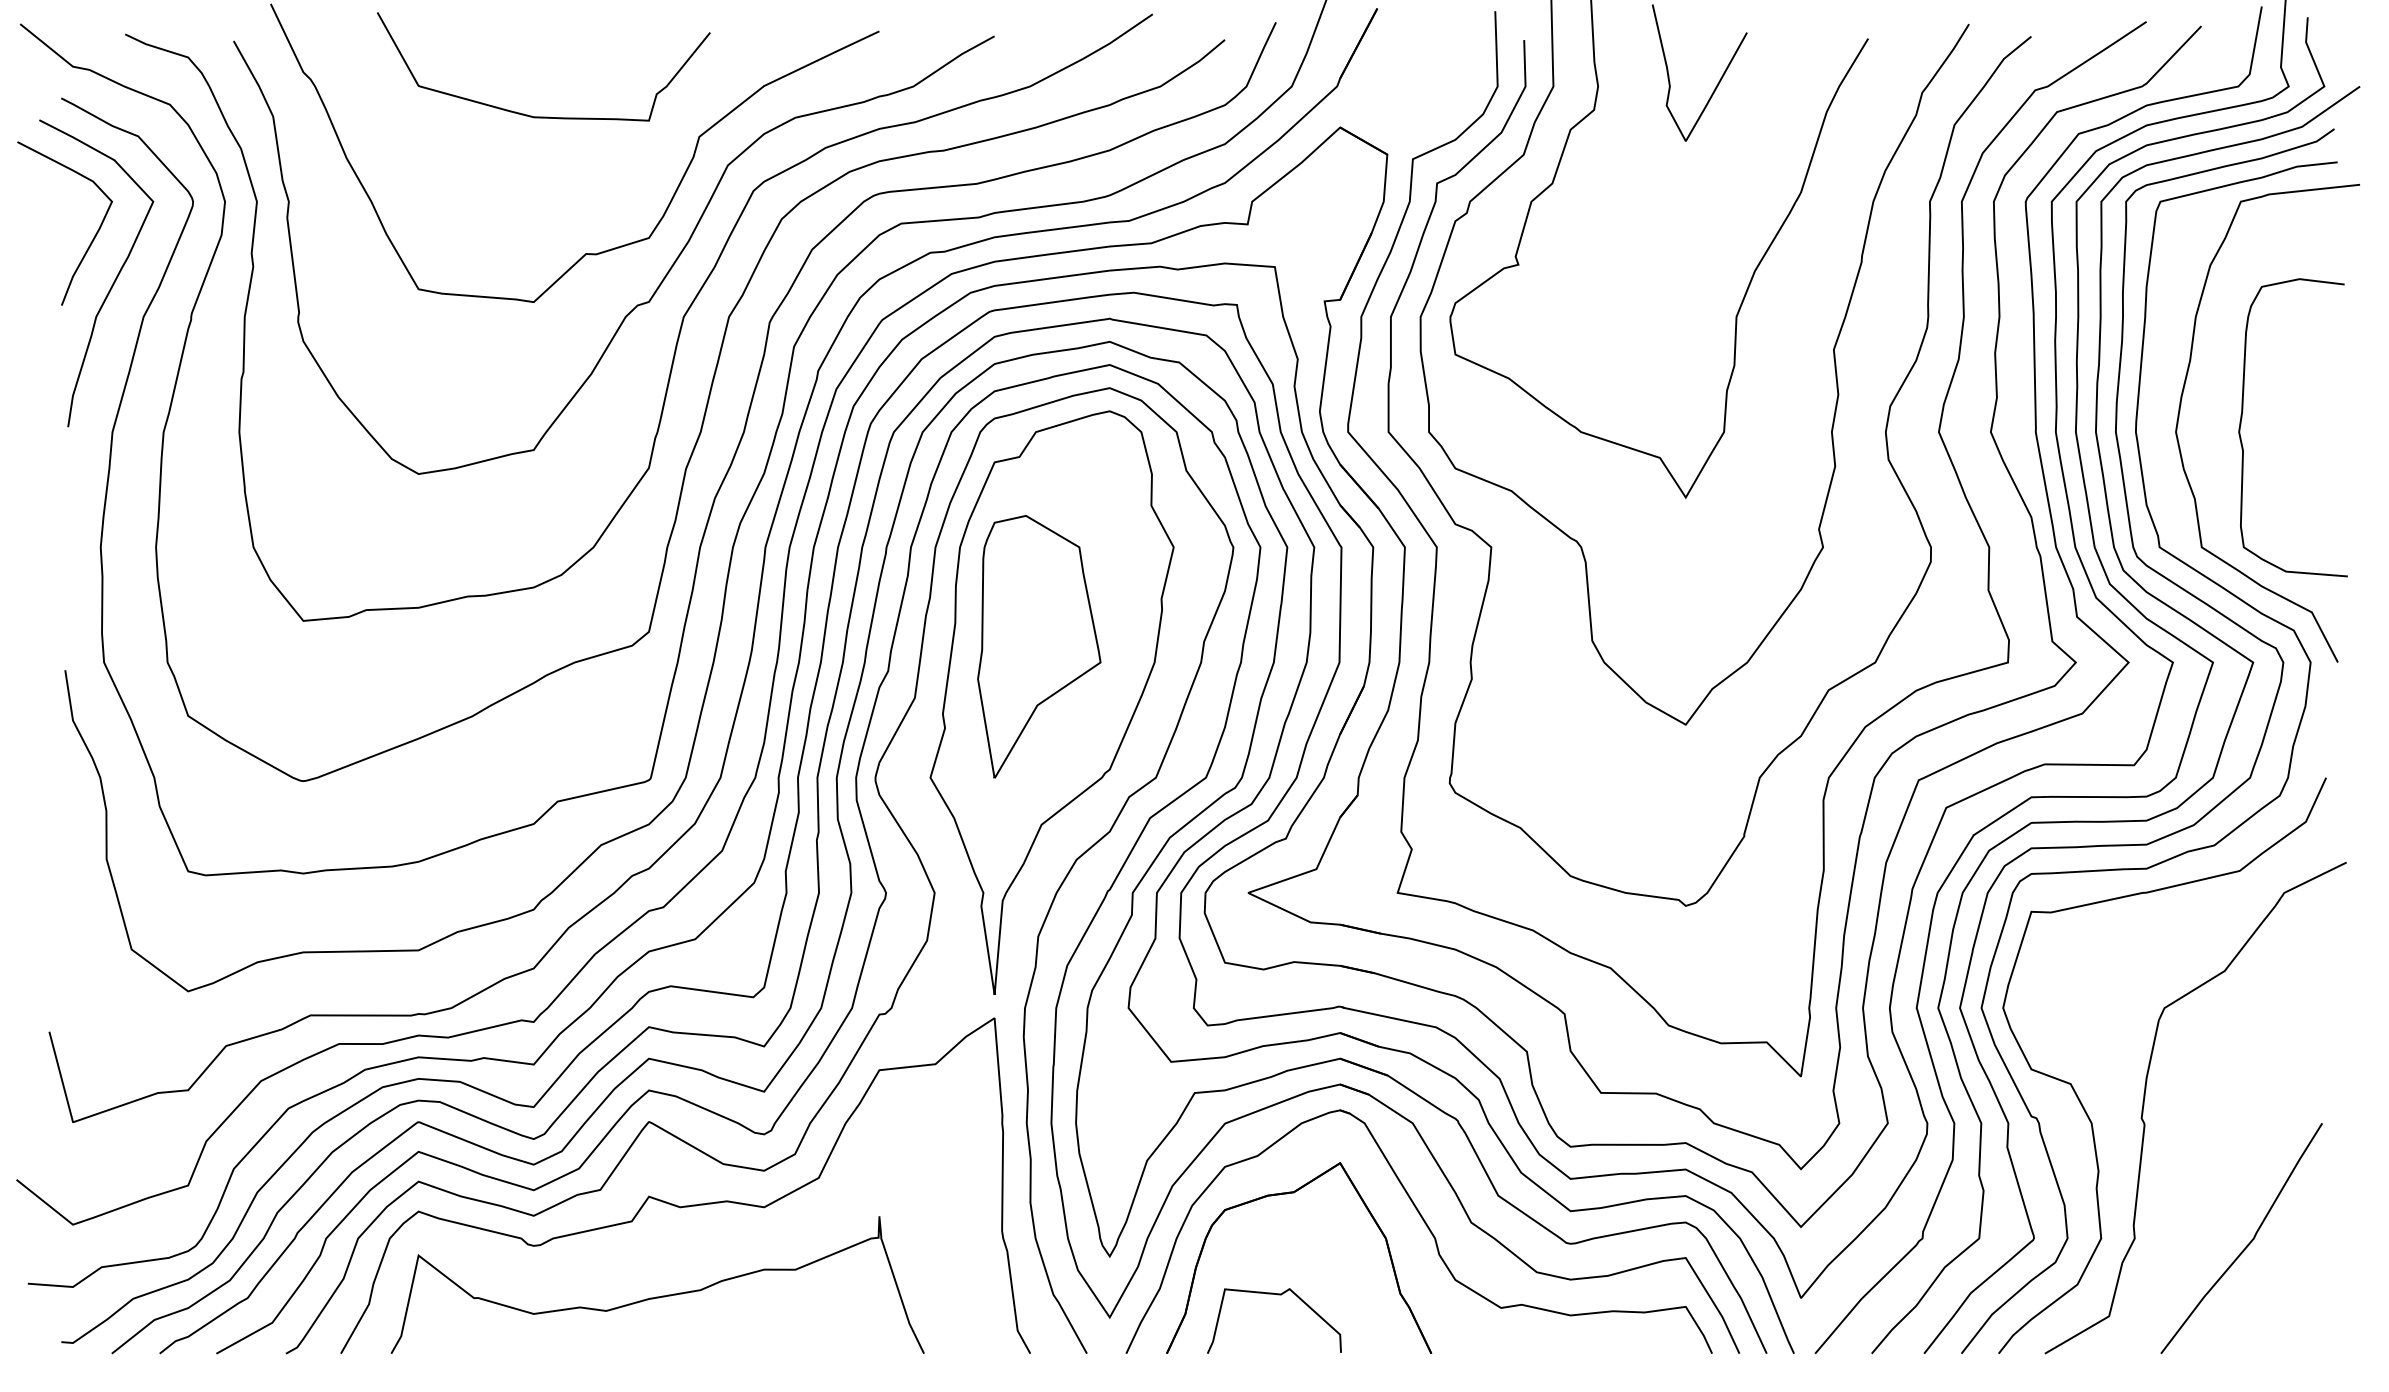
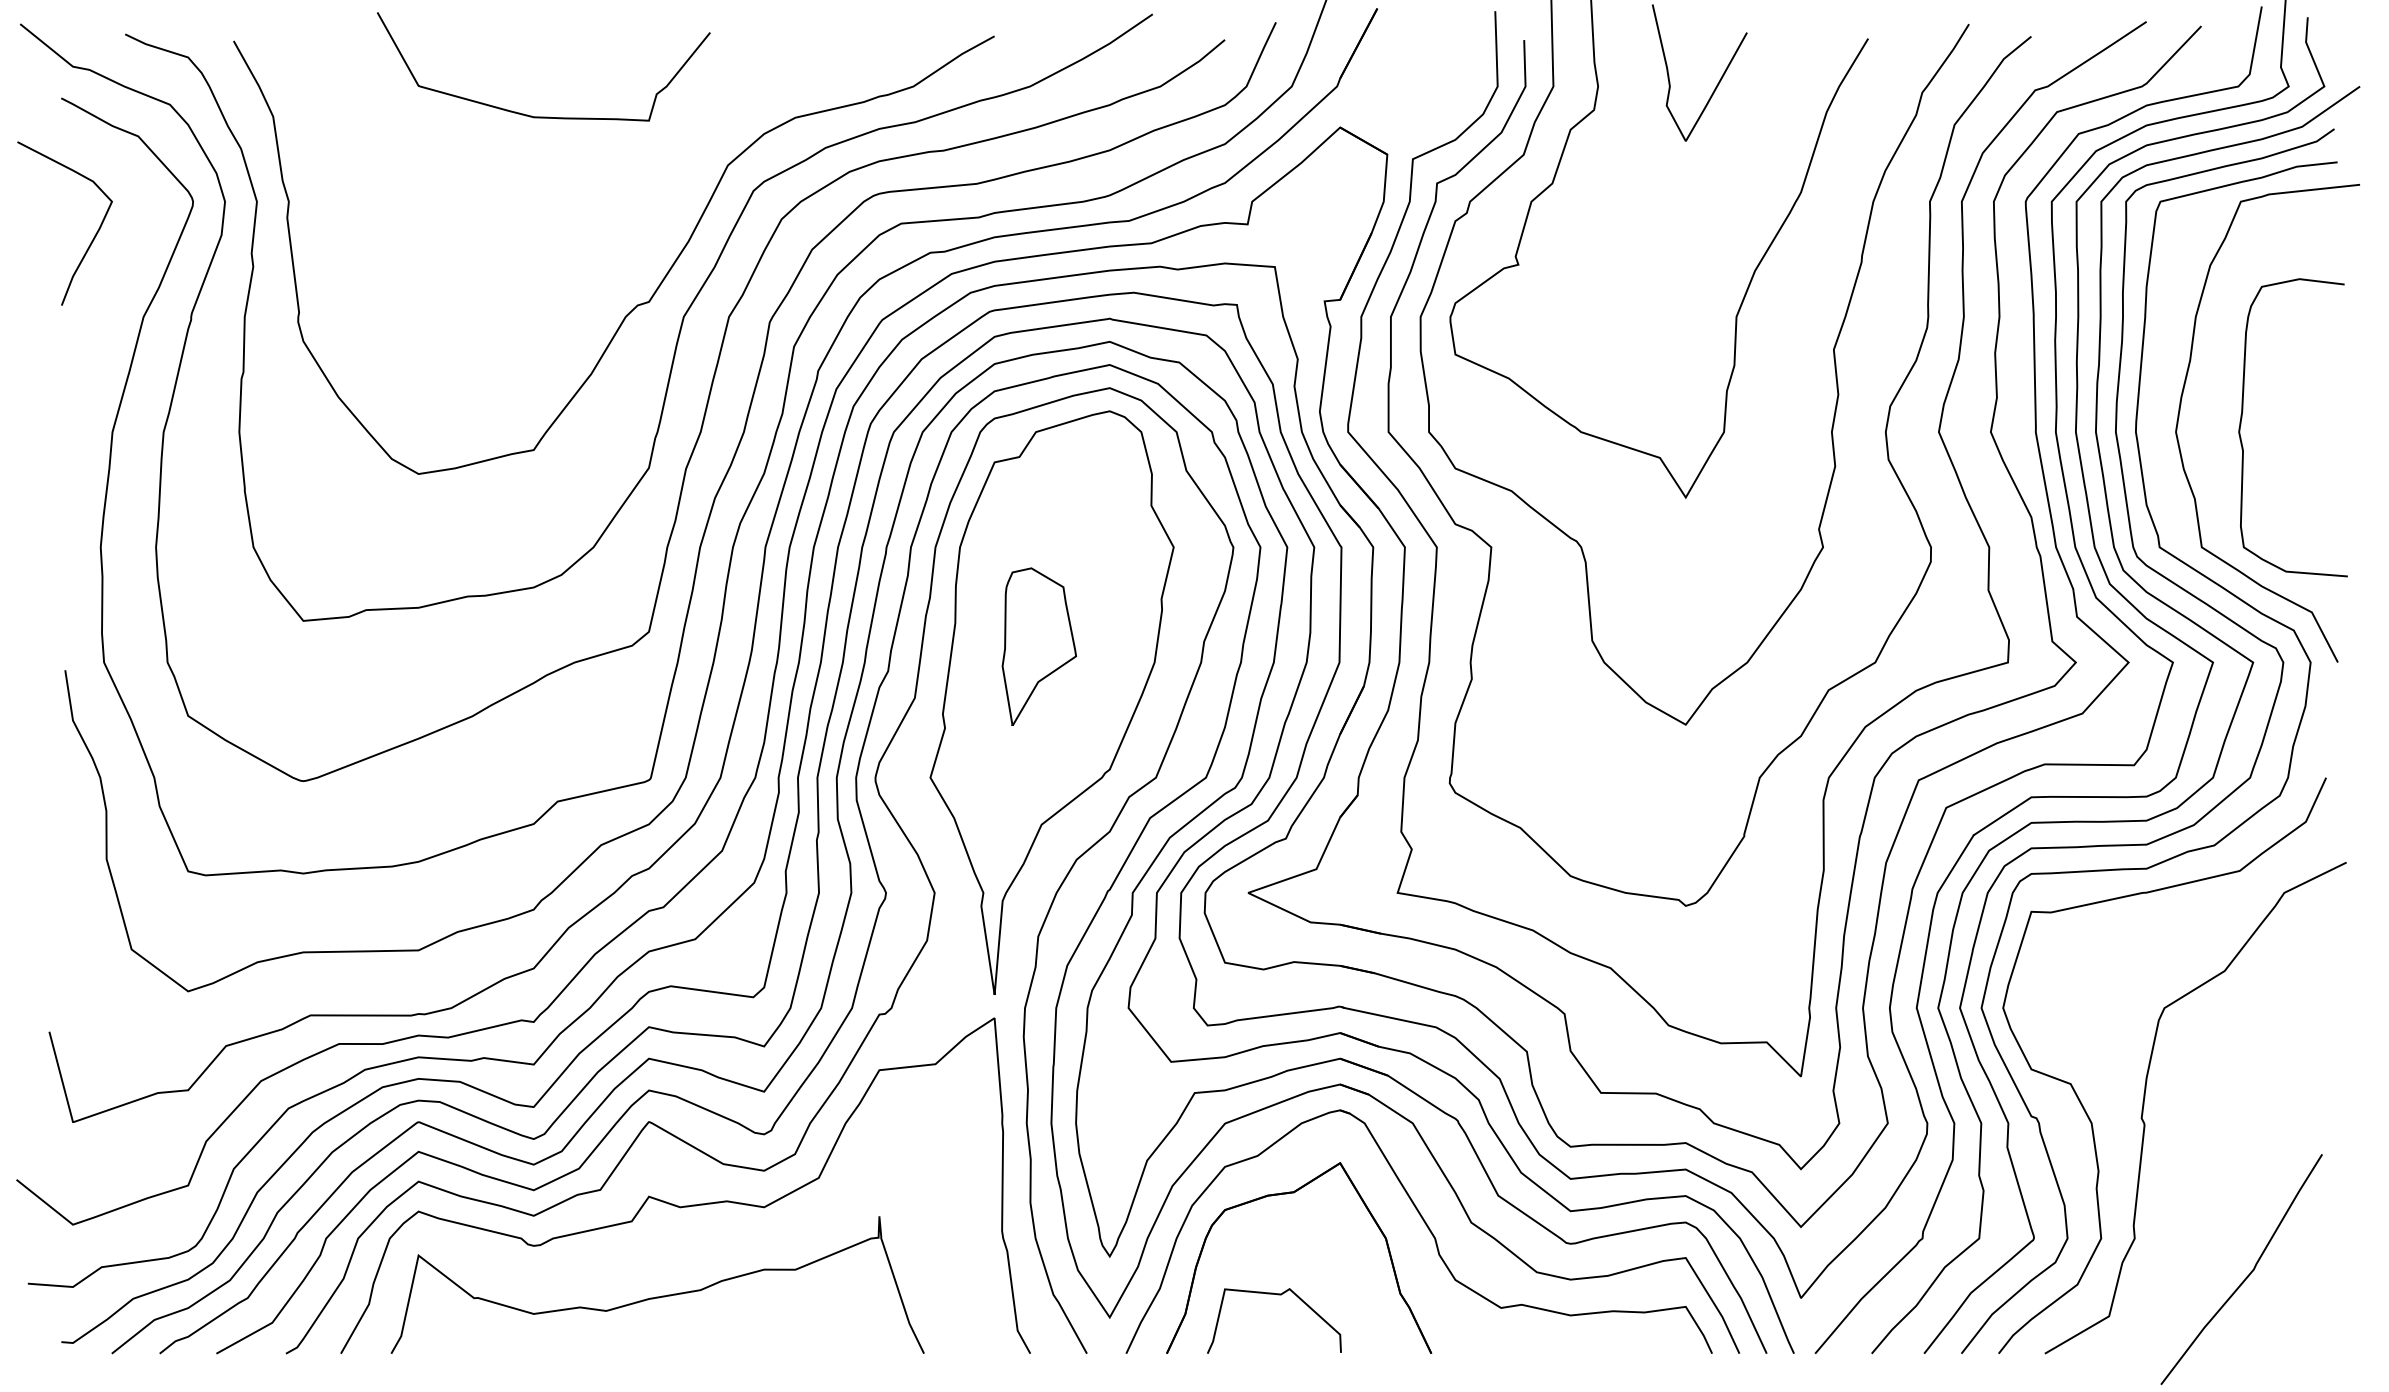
curve: present -> none (585, 253)
curve: present -> none (113, 281)
part size: 125x264 px -> 77x159 px (1039, 646)
curve position: (2247, 1244) -> (2247, 1275) (2247, 1275)
